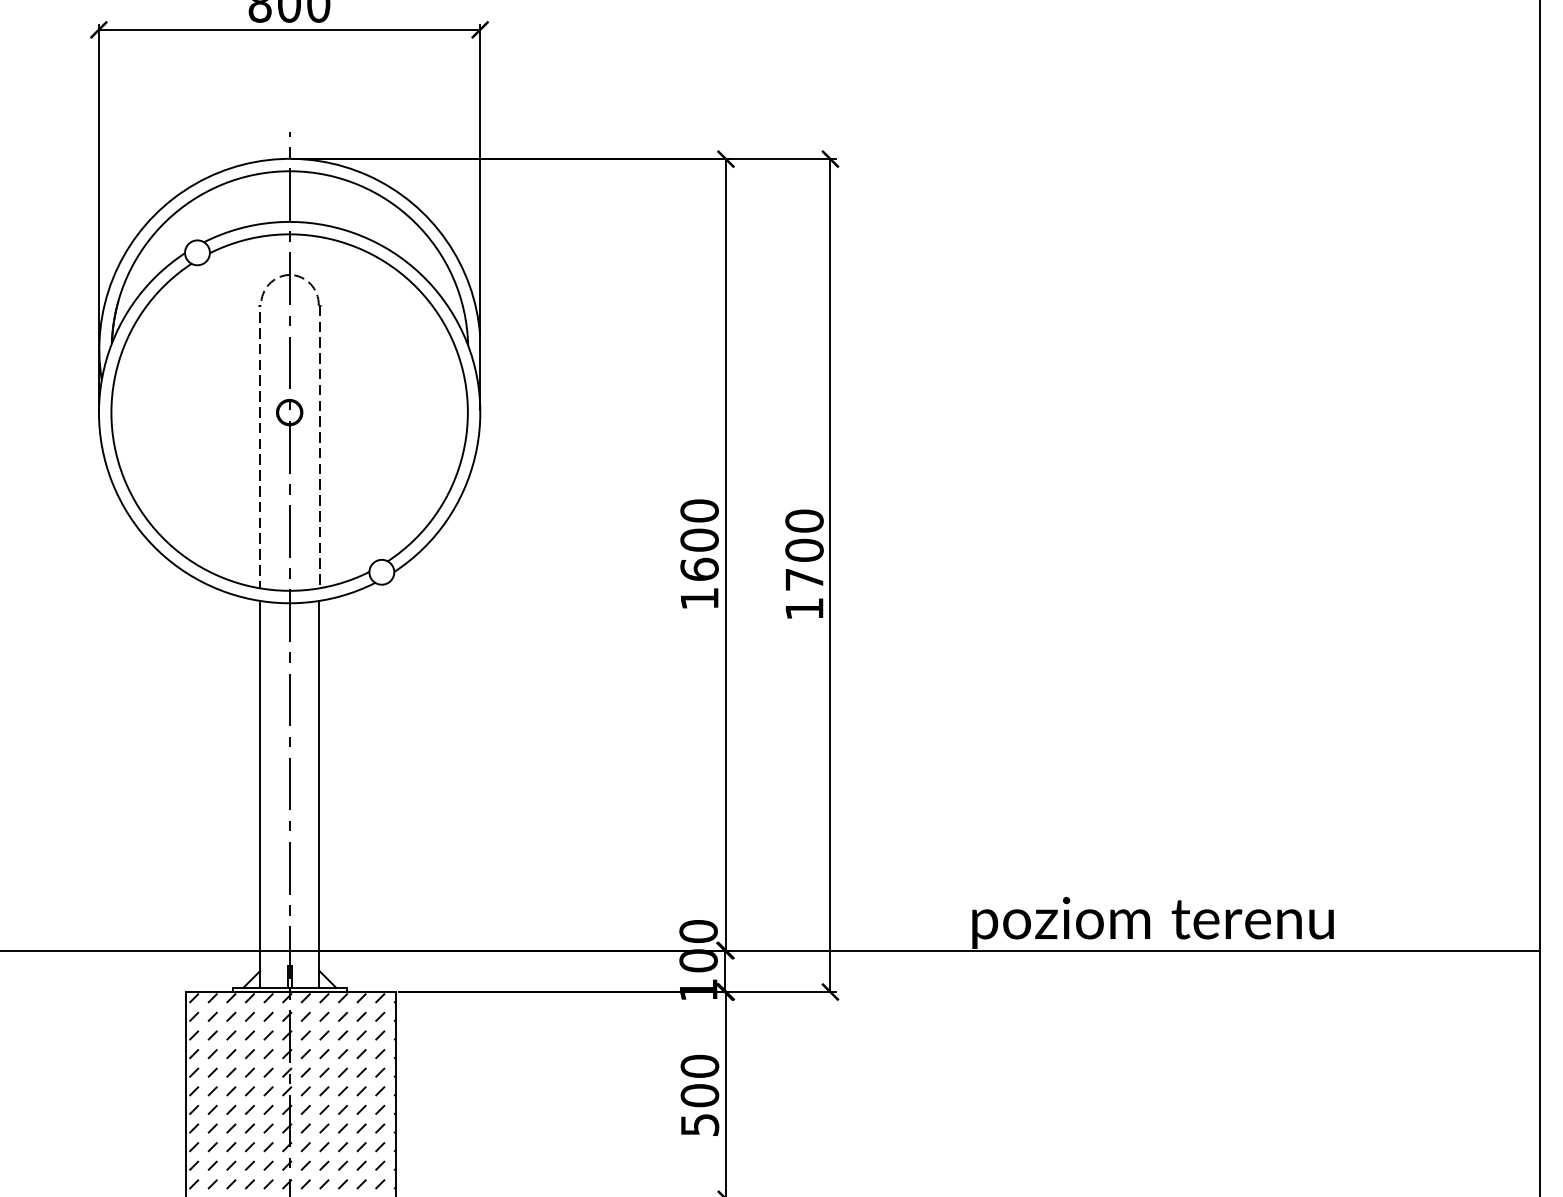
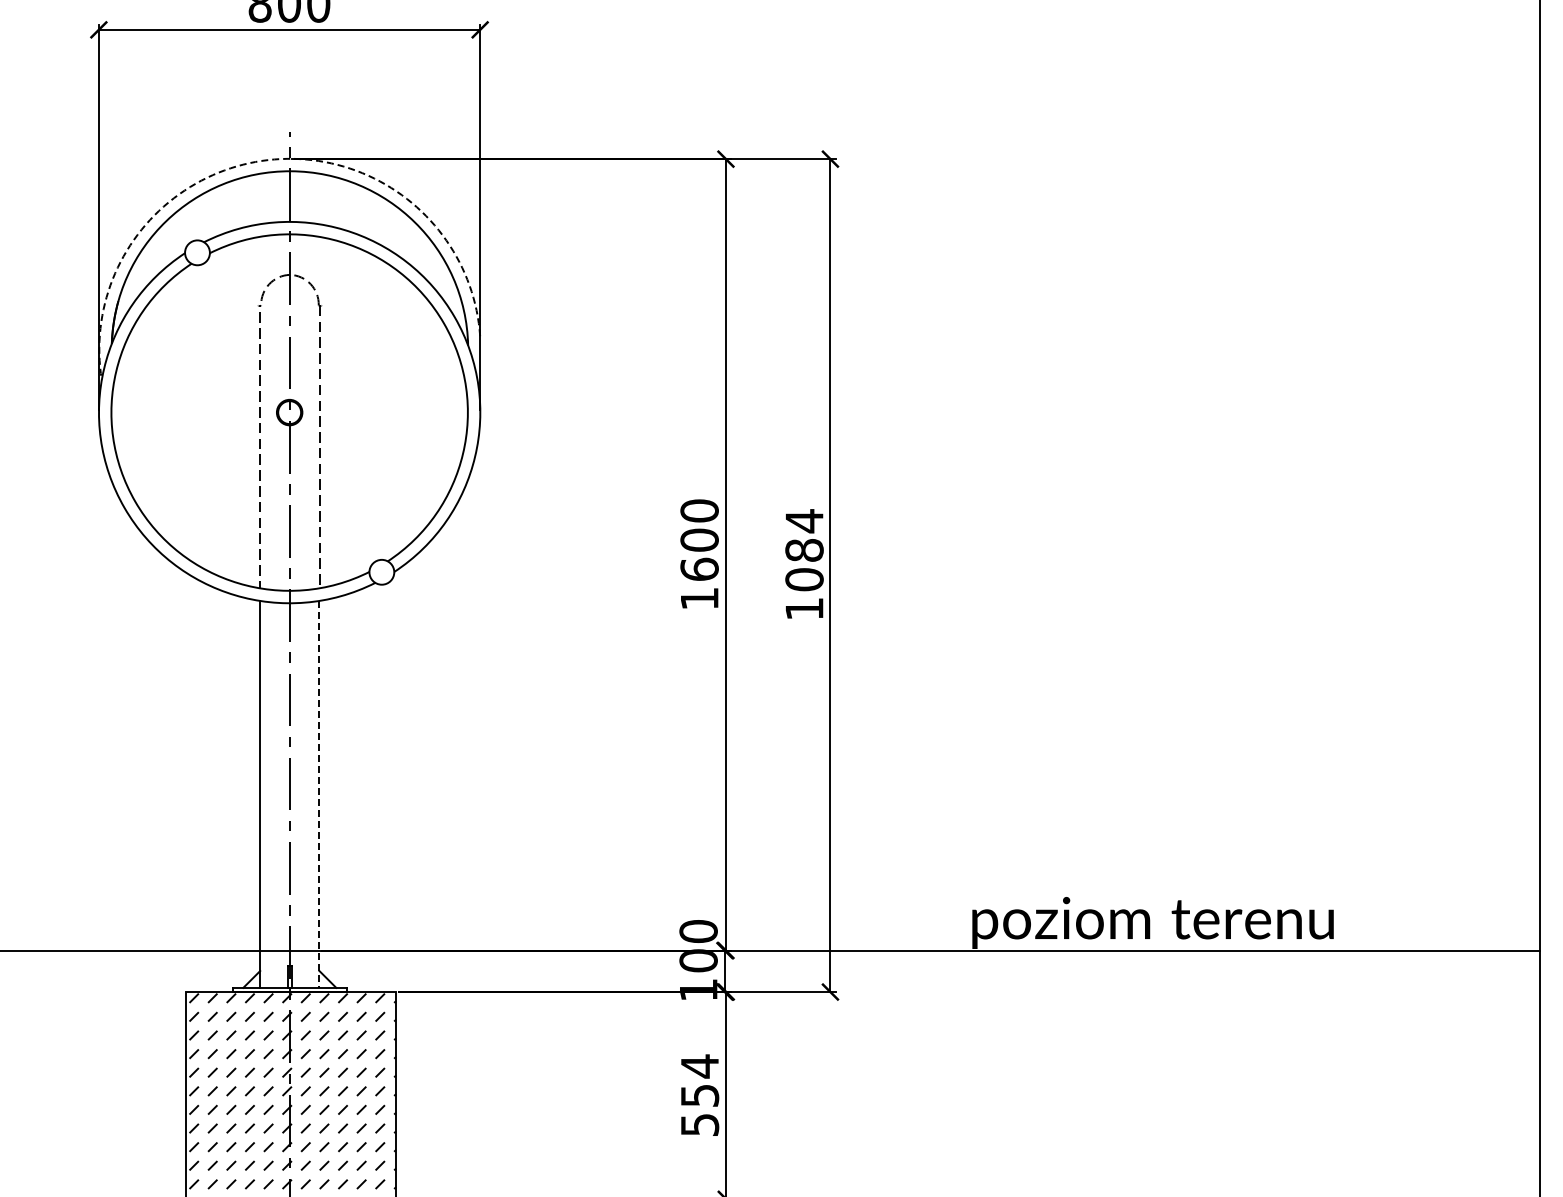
arc: solid -> dashed (268, 160)
text: 1700 -> 1084 (804, 550)
line: solid -> dashed (319, 795)
text: 500 -> 554 (699, 1080)
